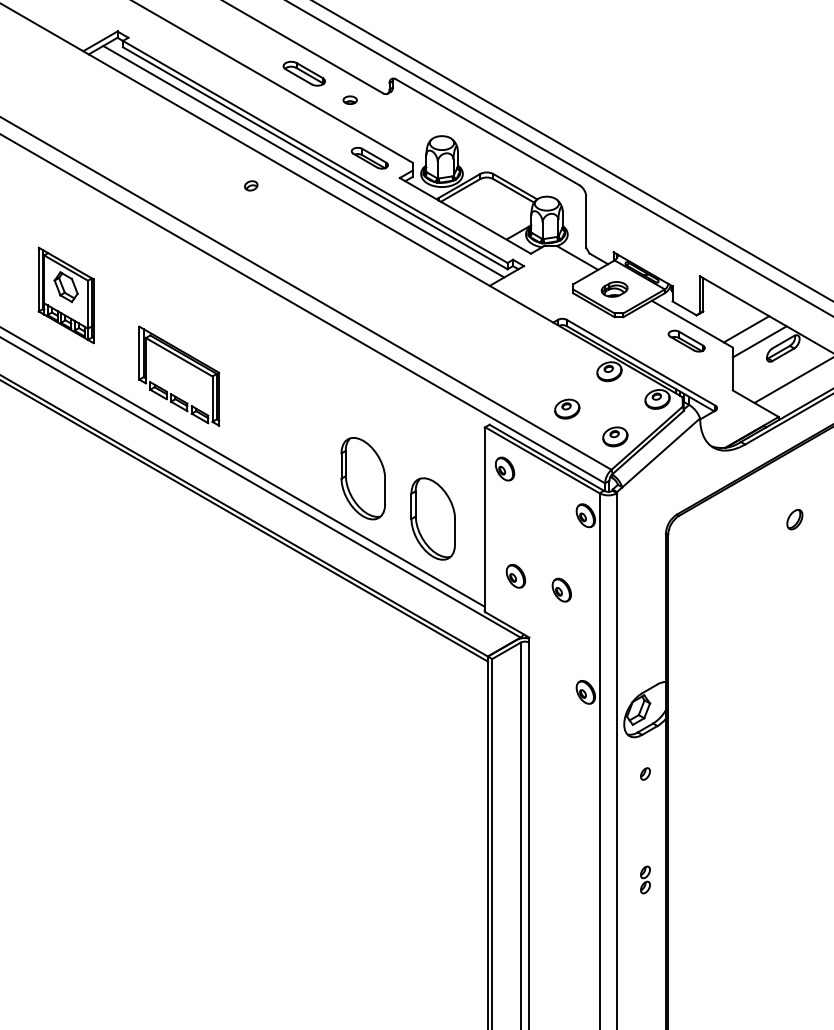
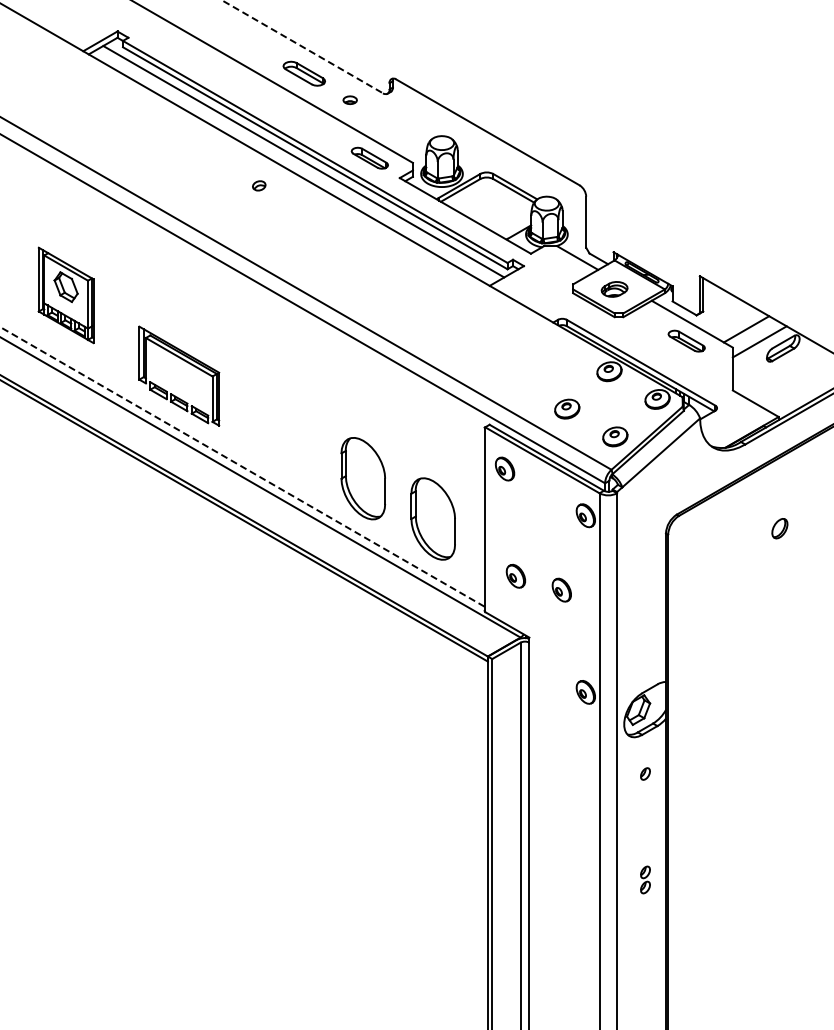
line: solid -> dashed (302, 46)
line: present -> none (572, 151)
line: present -> none (559, 158)
part position: (251, 185) -> (259, 185) (259, 185)
line: present -> none (792, 380)
line: solid -> dashed (242, 466)
part position: (794, 519) -> (779, 528) (779, 528)
